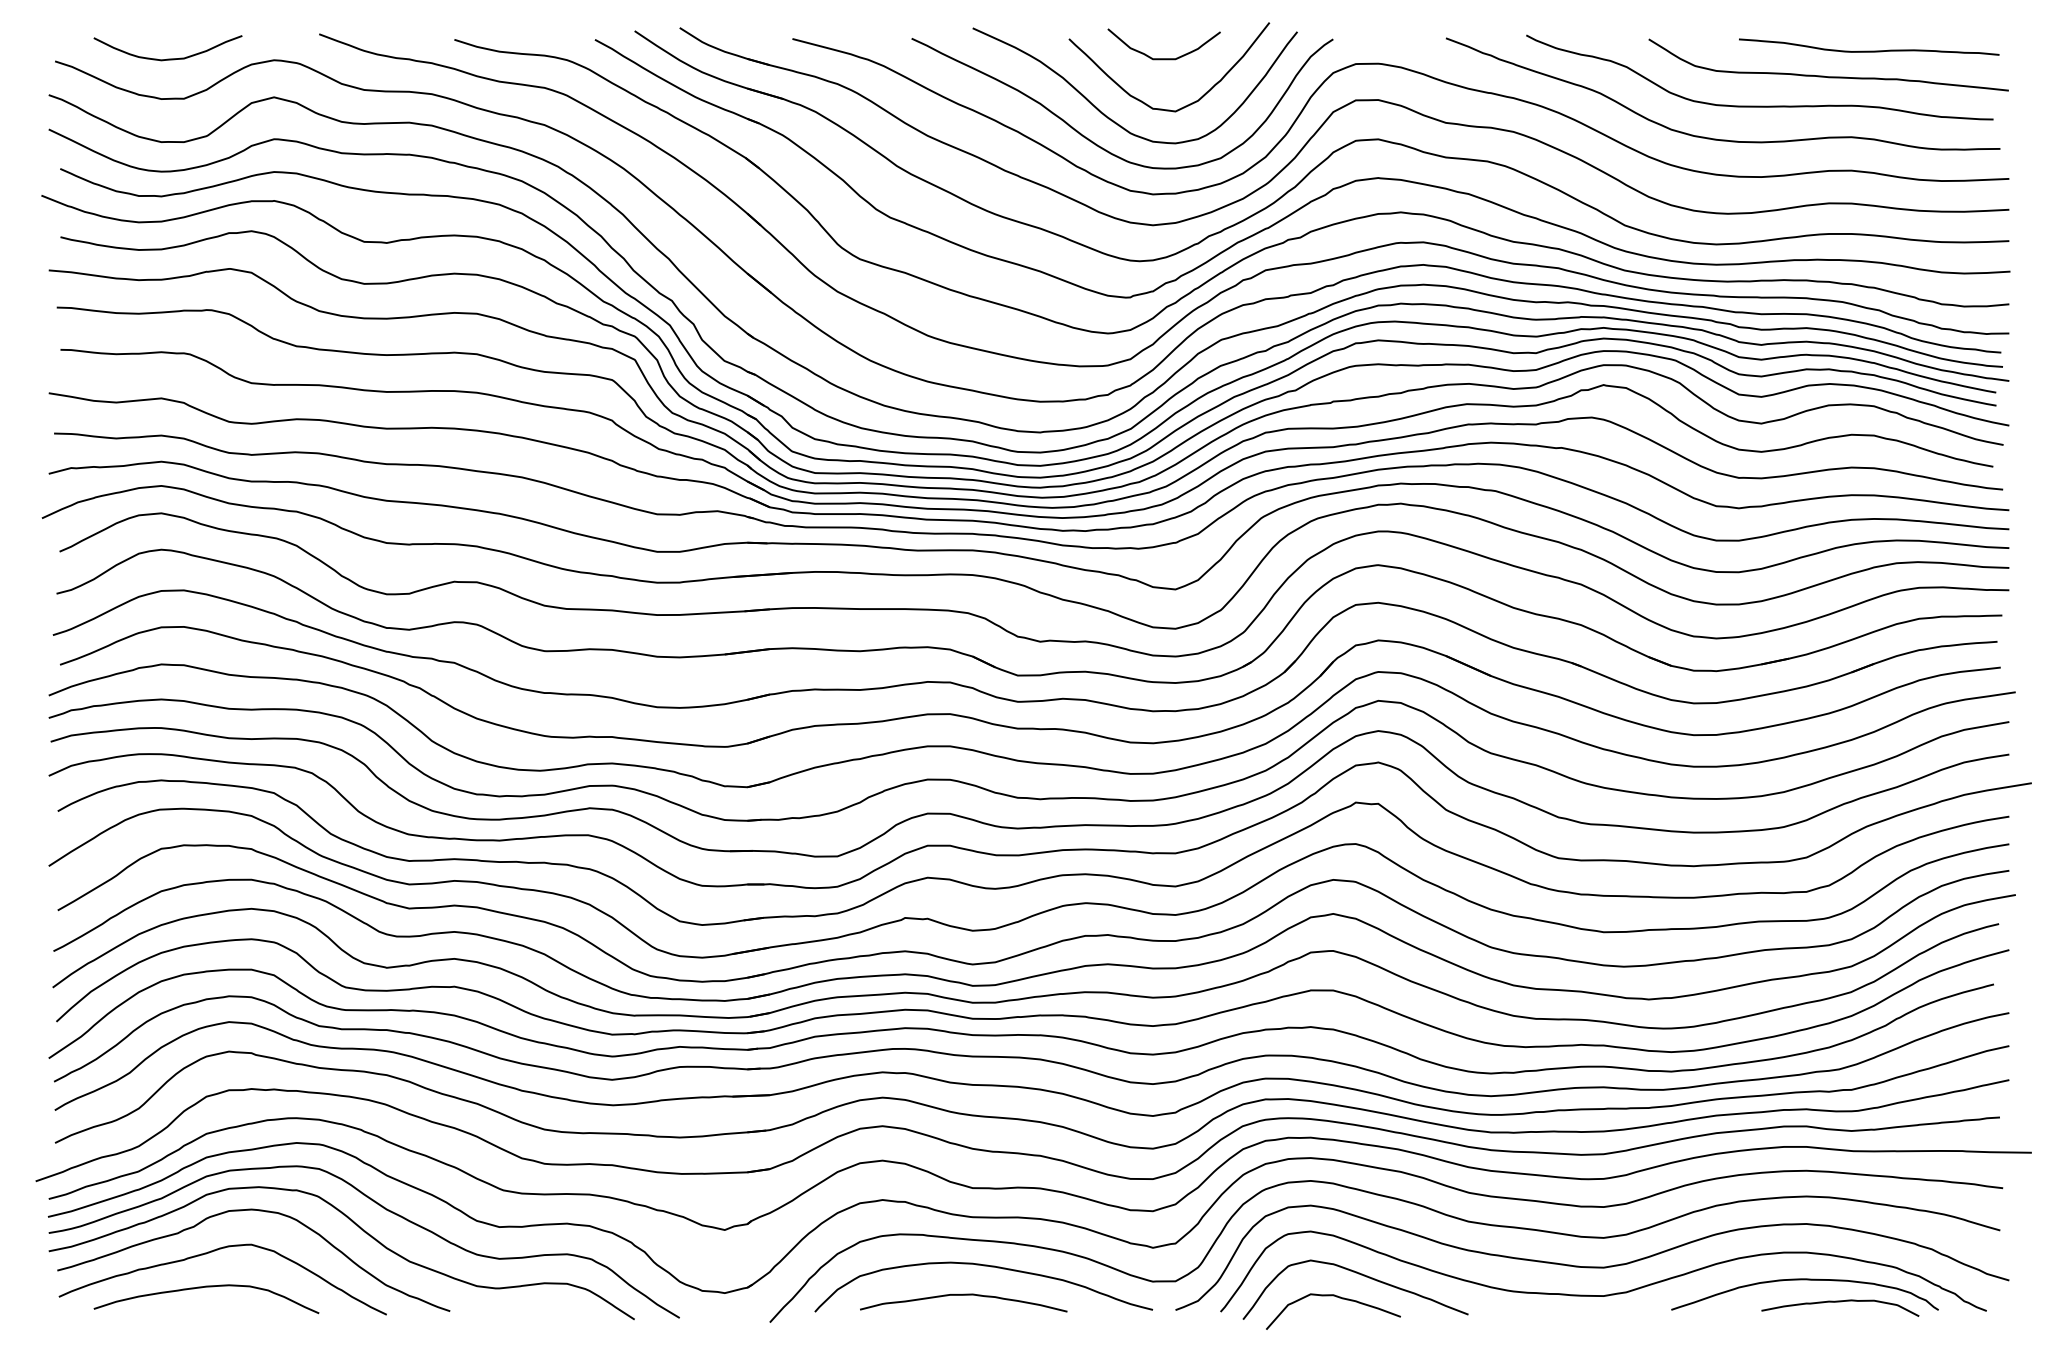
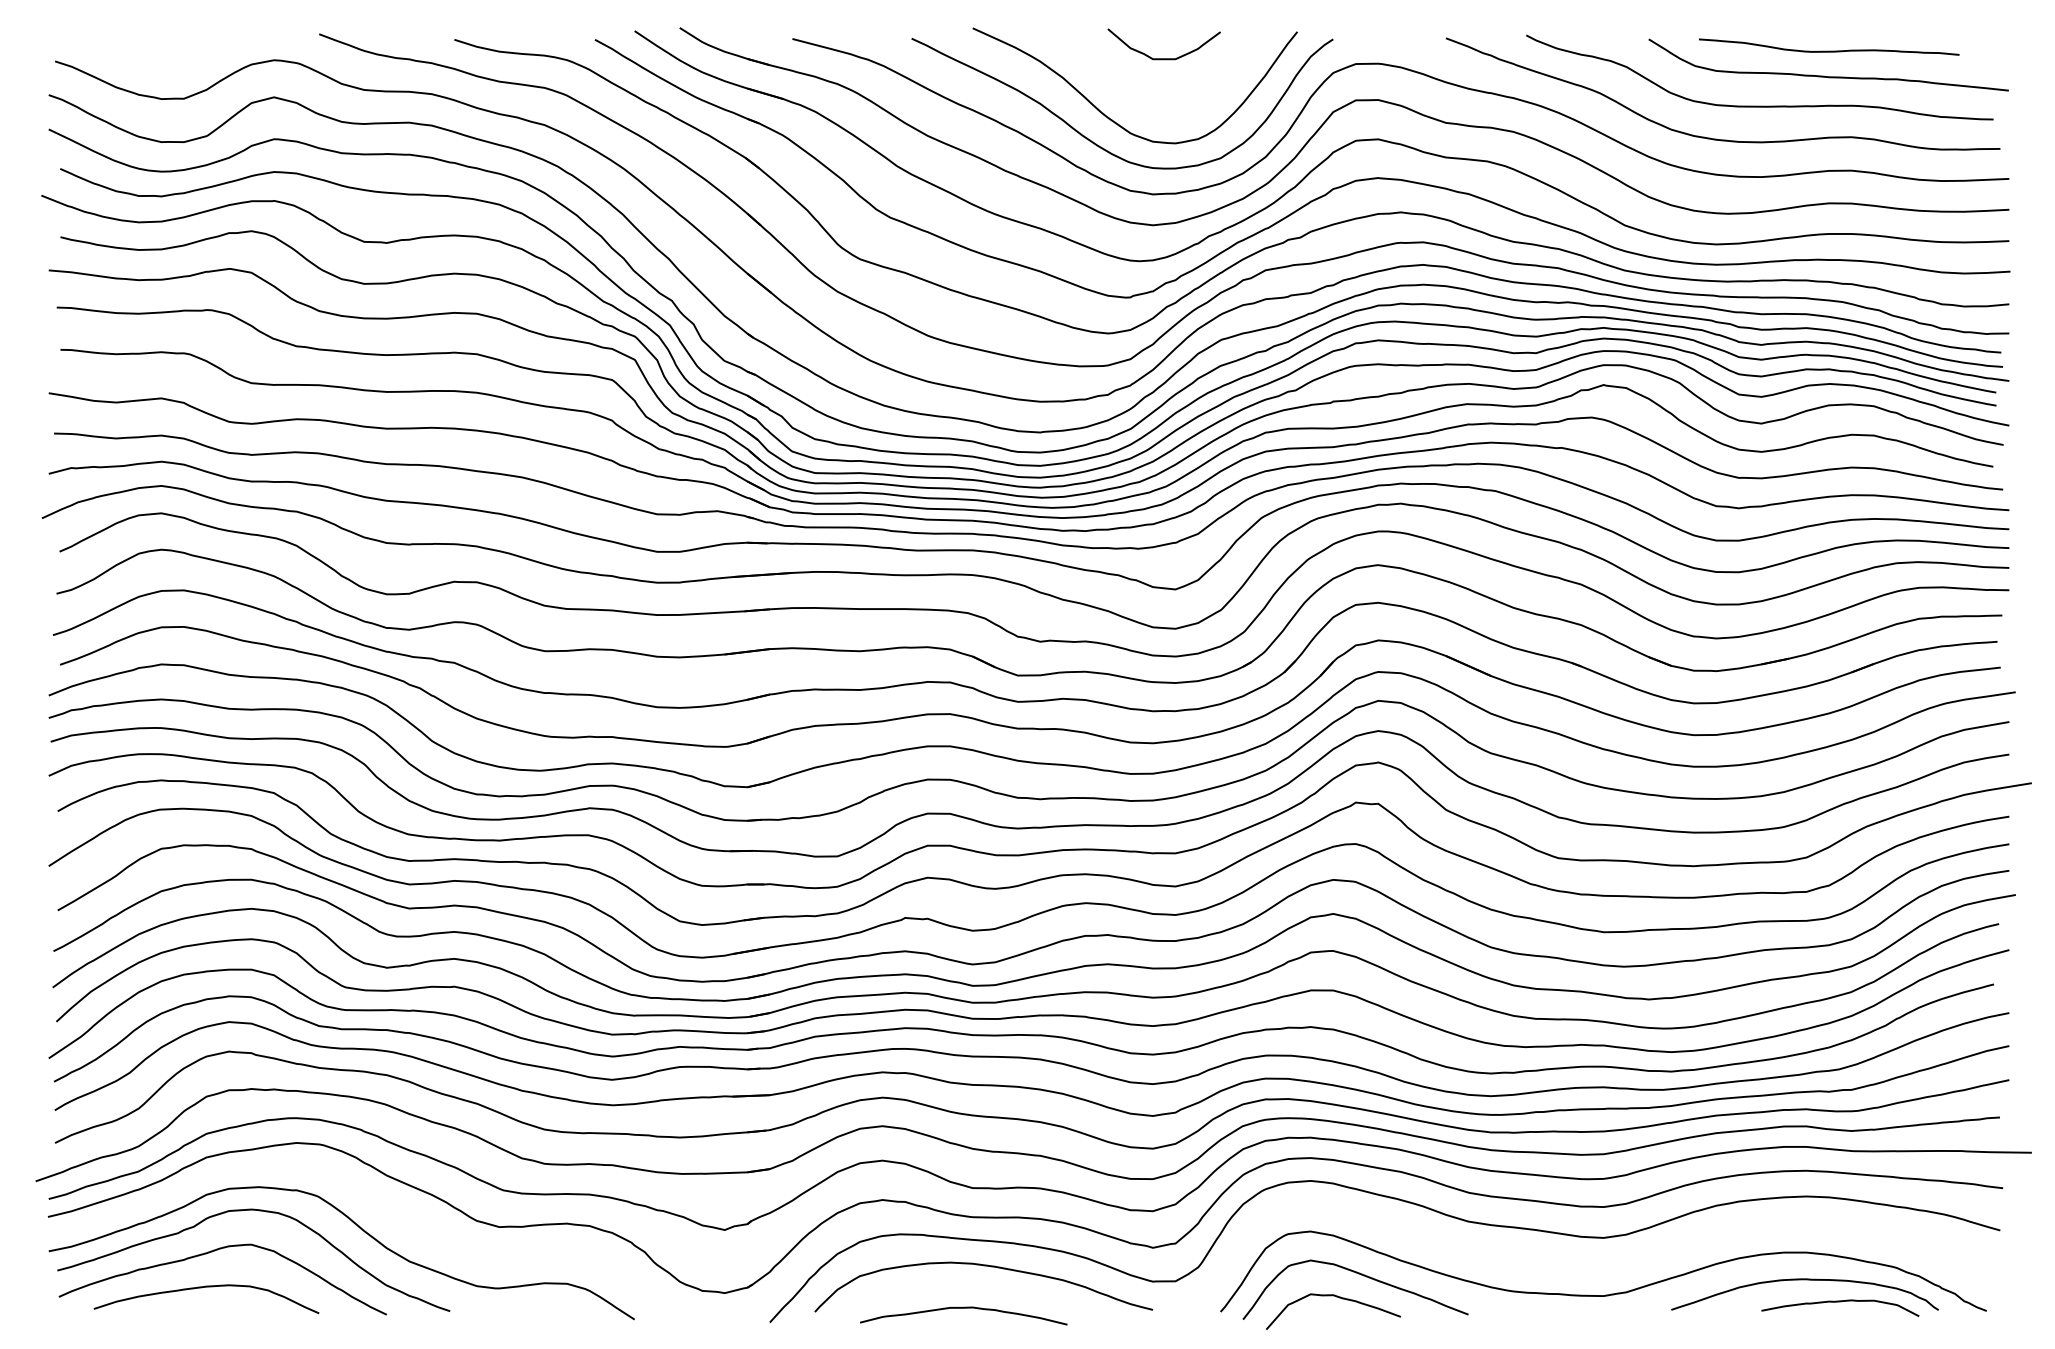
curve position: (1869, 50) -> (1829, 50) (1829, 50)
curve: present -> none (167, 58)
curve: present -> none (1187, 104)
curve: present -> none (384, 1209)
curve: present -> none (1592, 1266)
curve position: (963, 1295) -> (963, 1308) (963, 1308)
